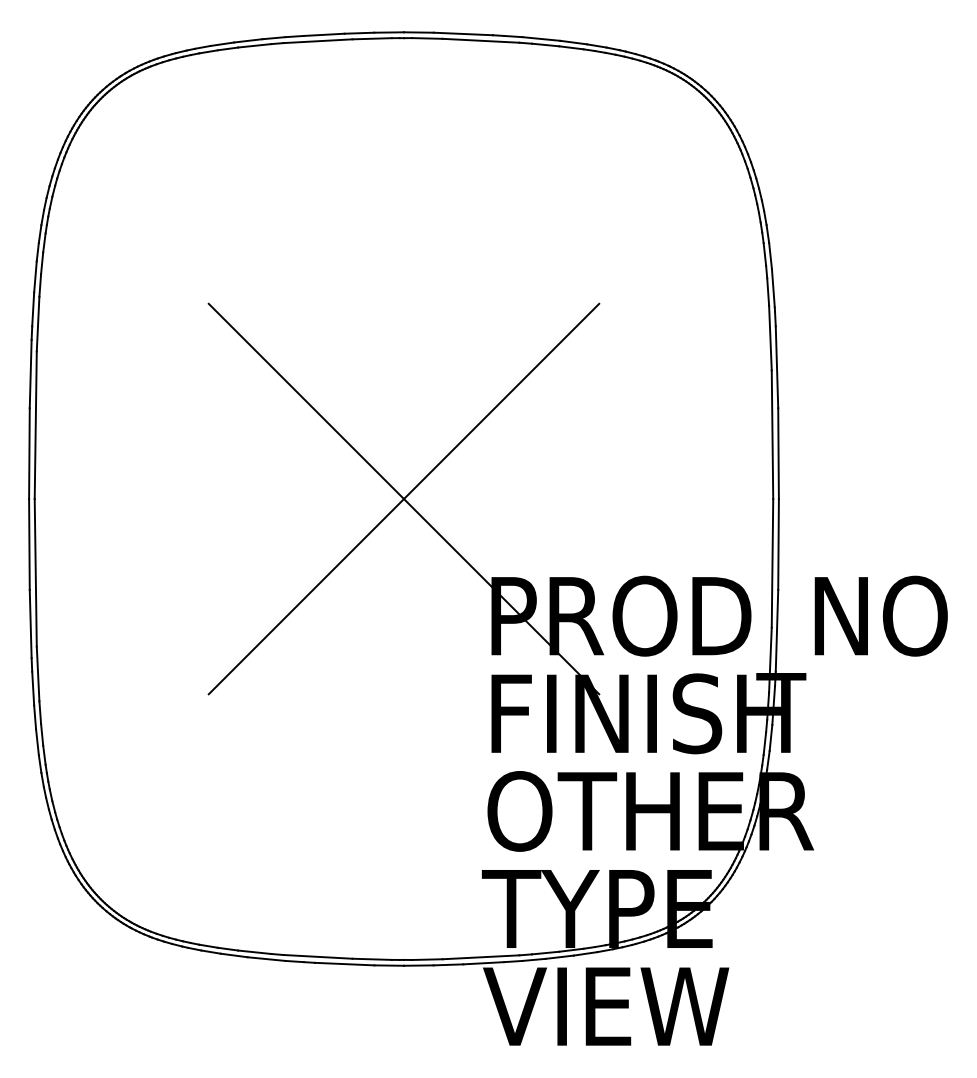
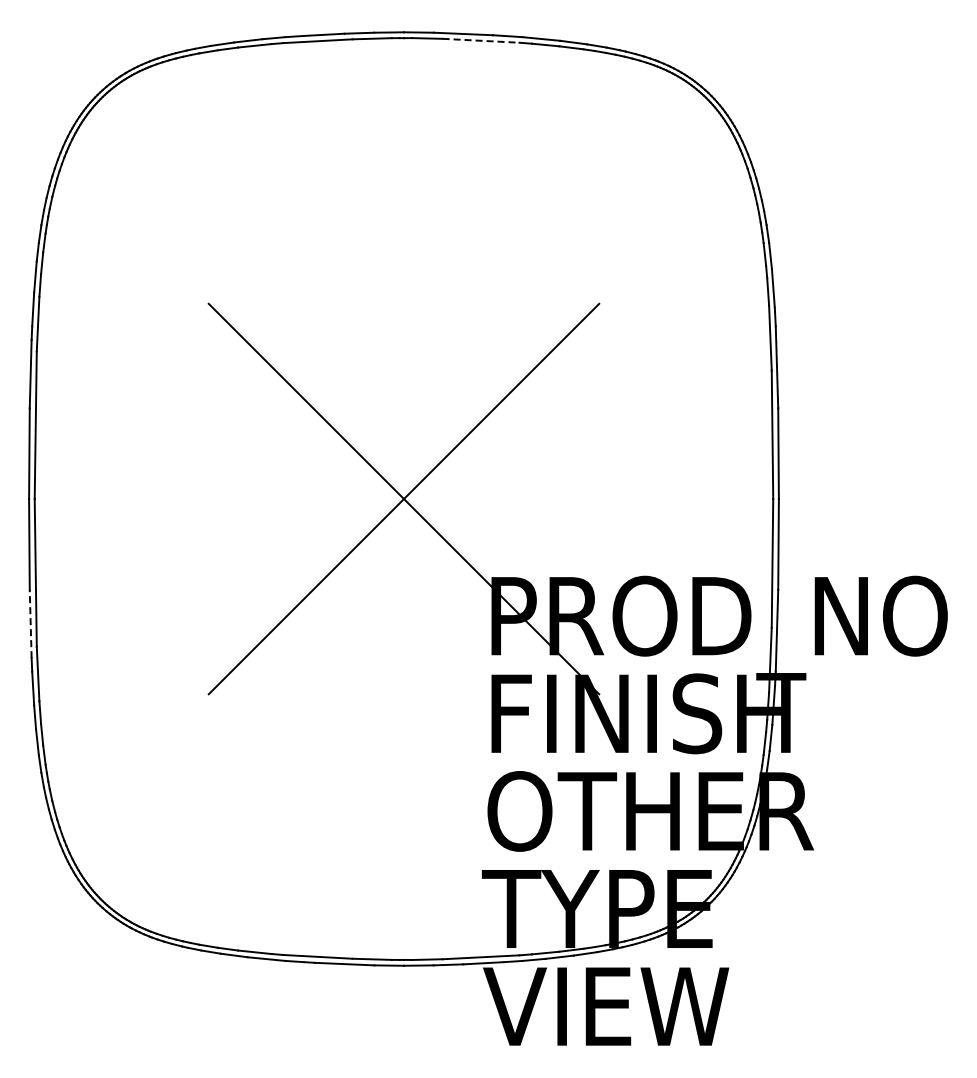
line: solid -> dashed (481, 40)
line: solid -> dashed (30, 623)
